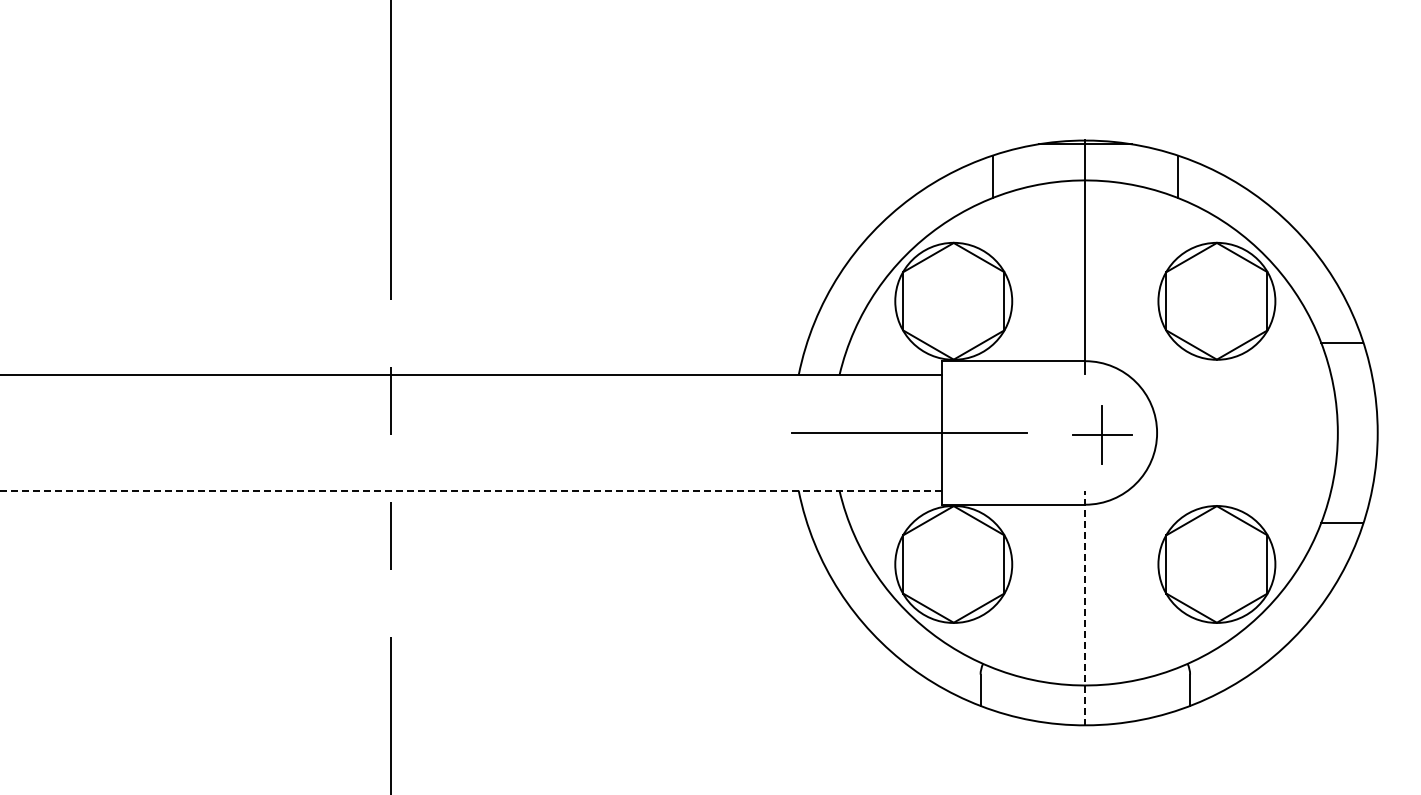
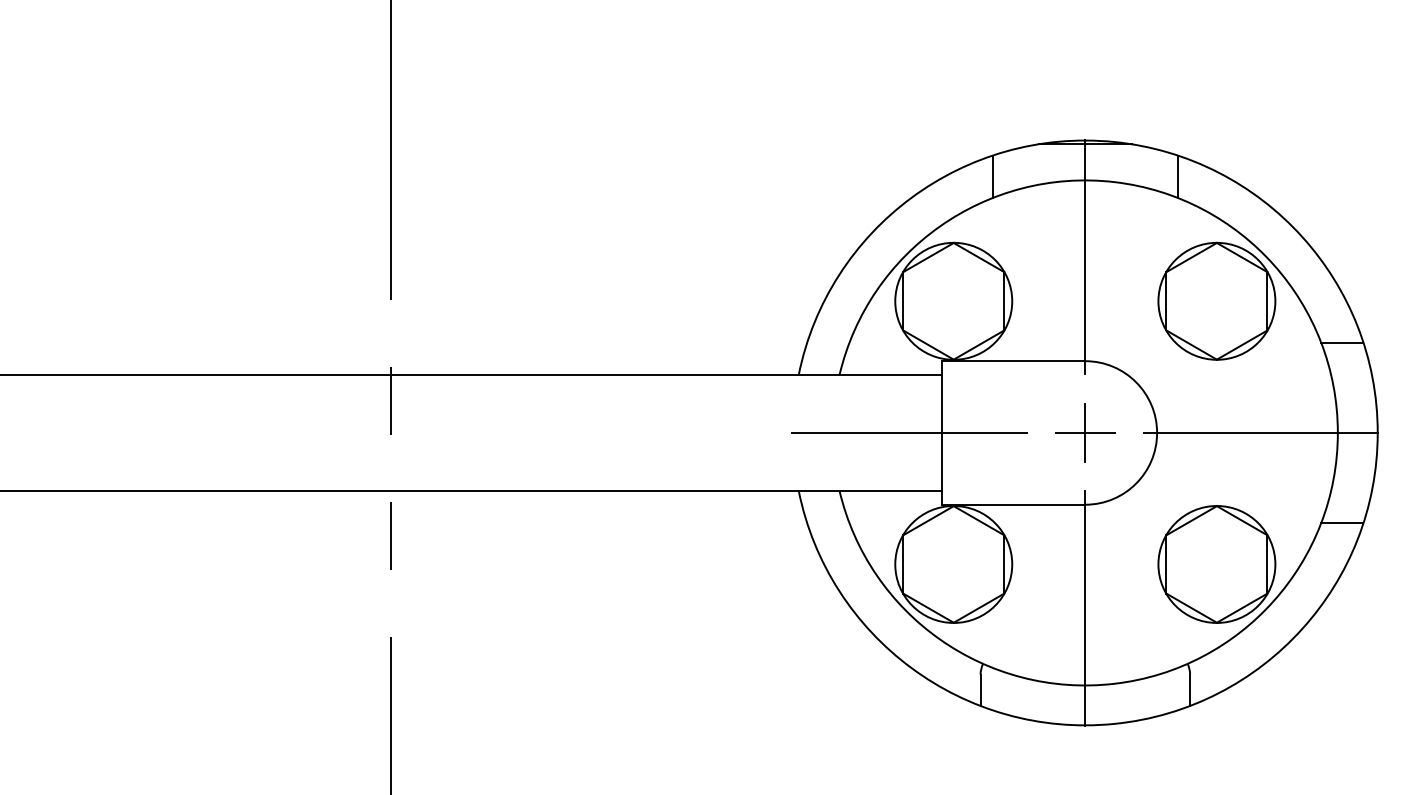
line: none -> present (1260, 432)
part position: (1102, 434) -> (1085, 432) (1085, 432)
line: dashed -> solid (470, 490)
line: dashed -> solid (1085, 608)
